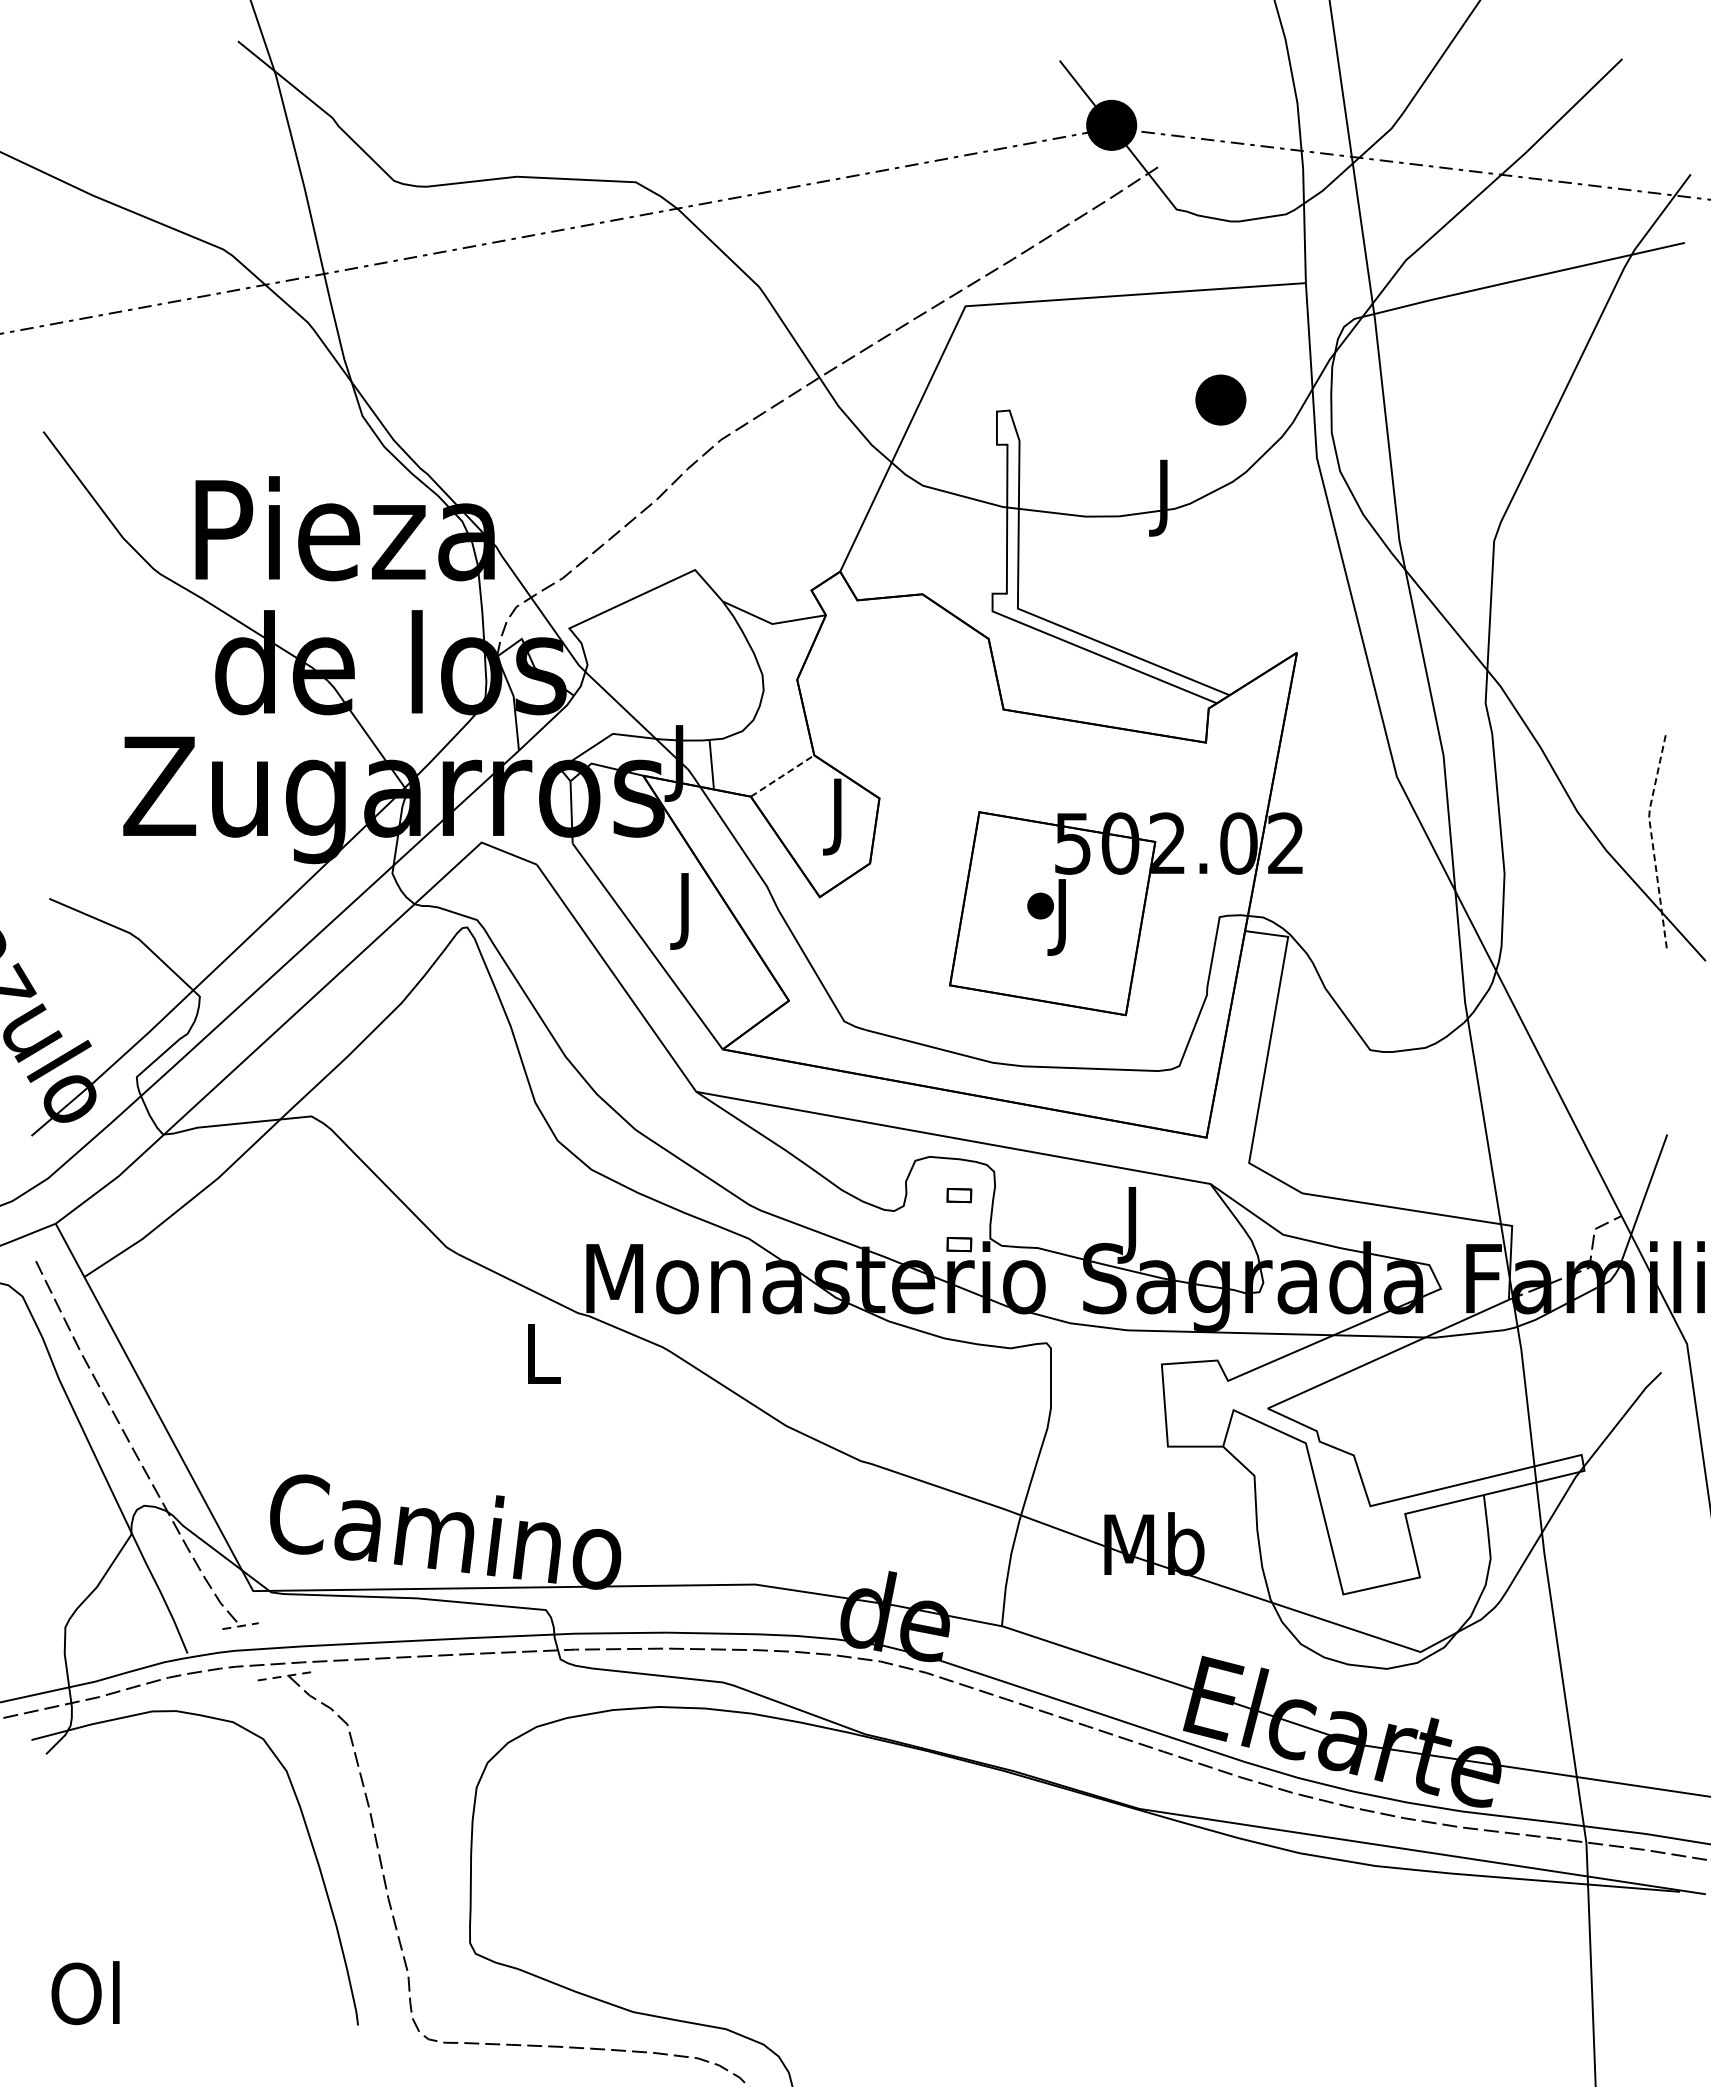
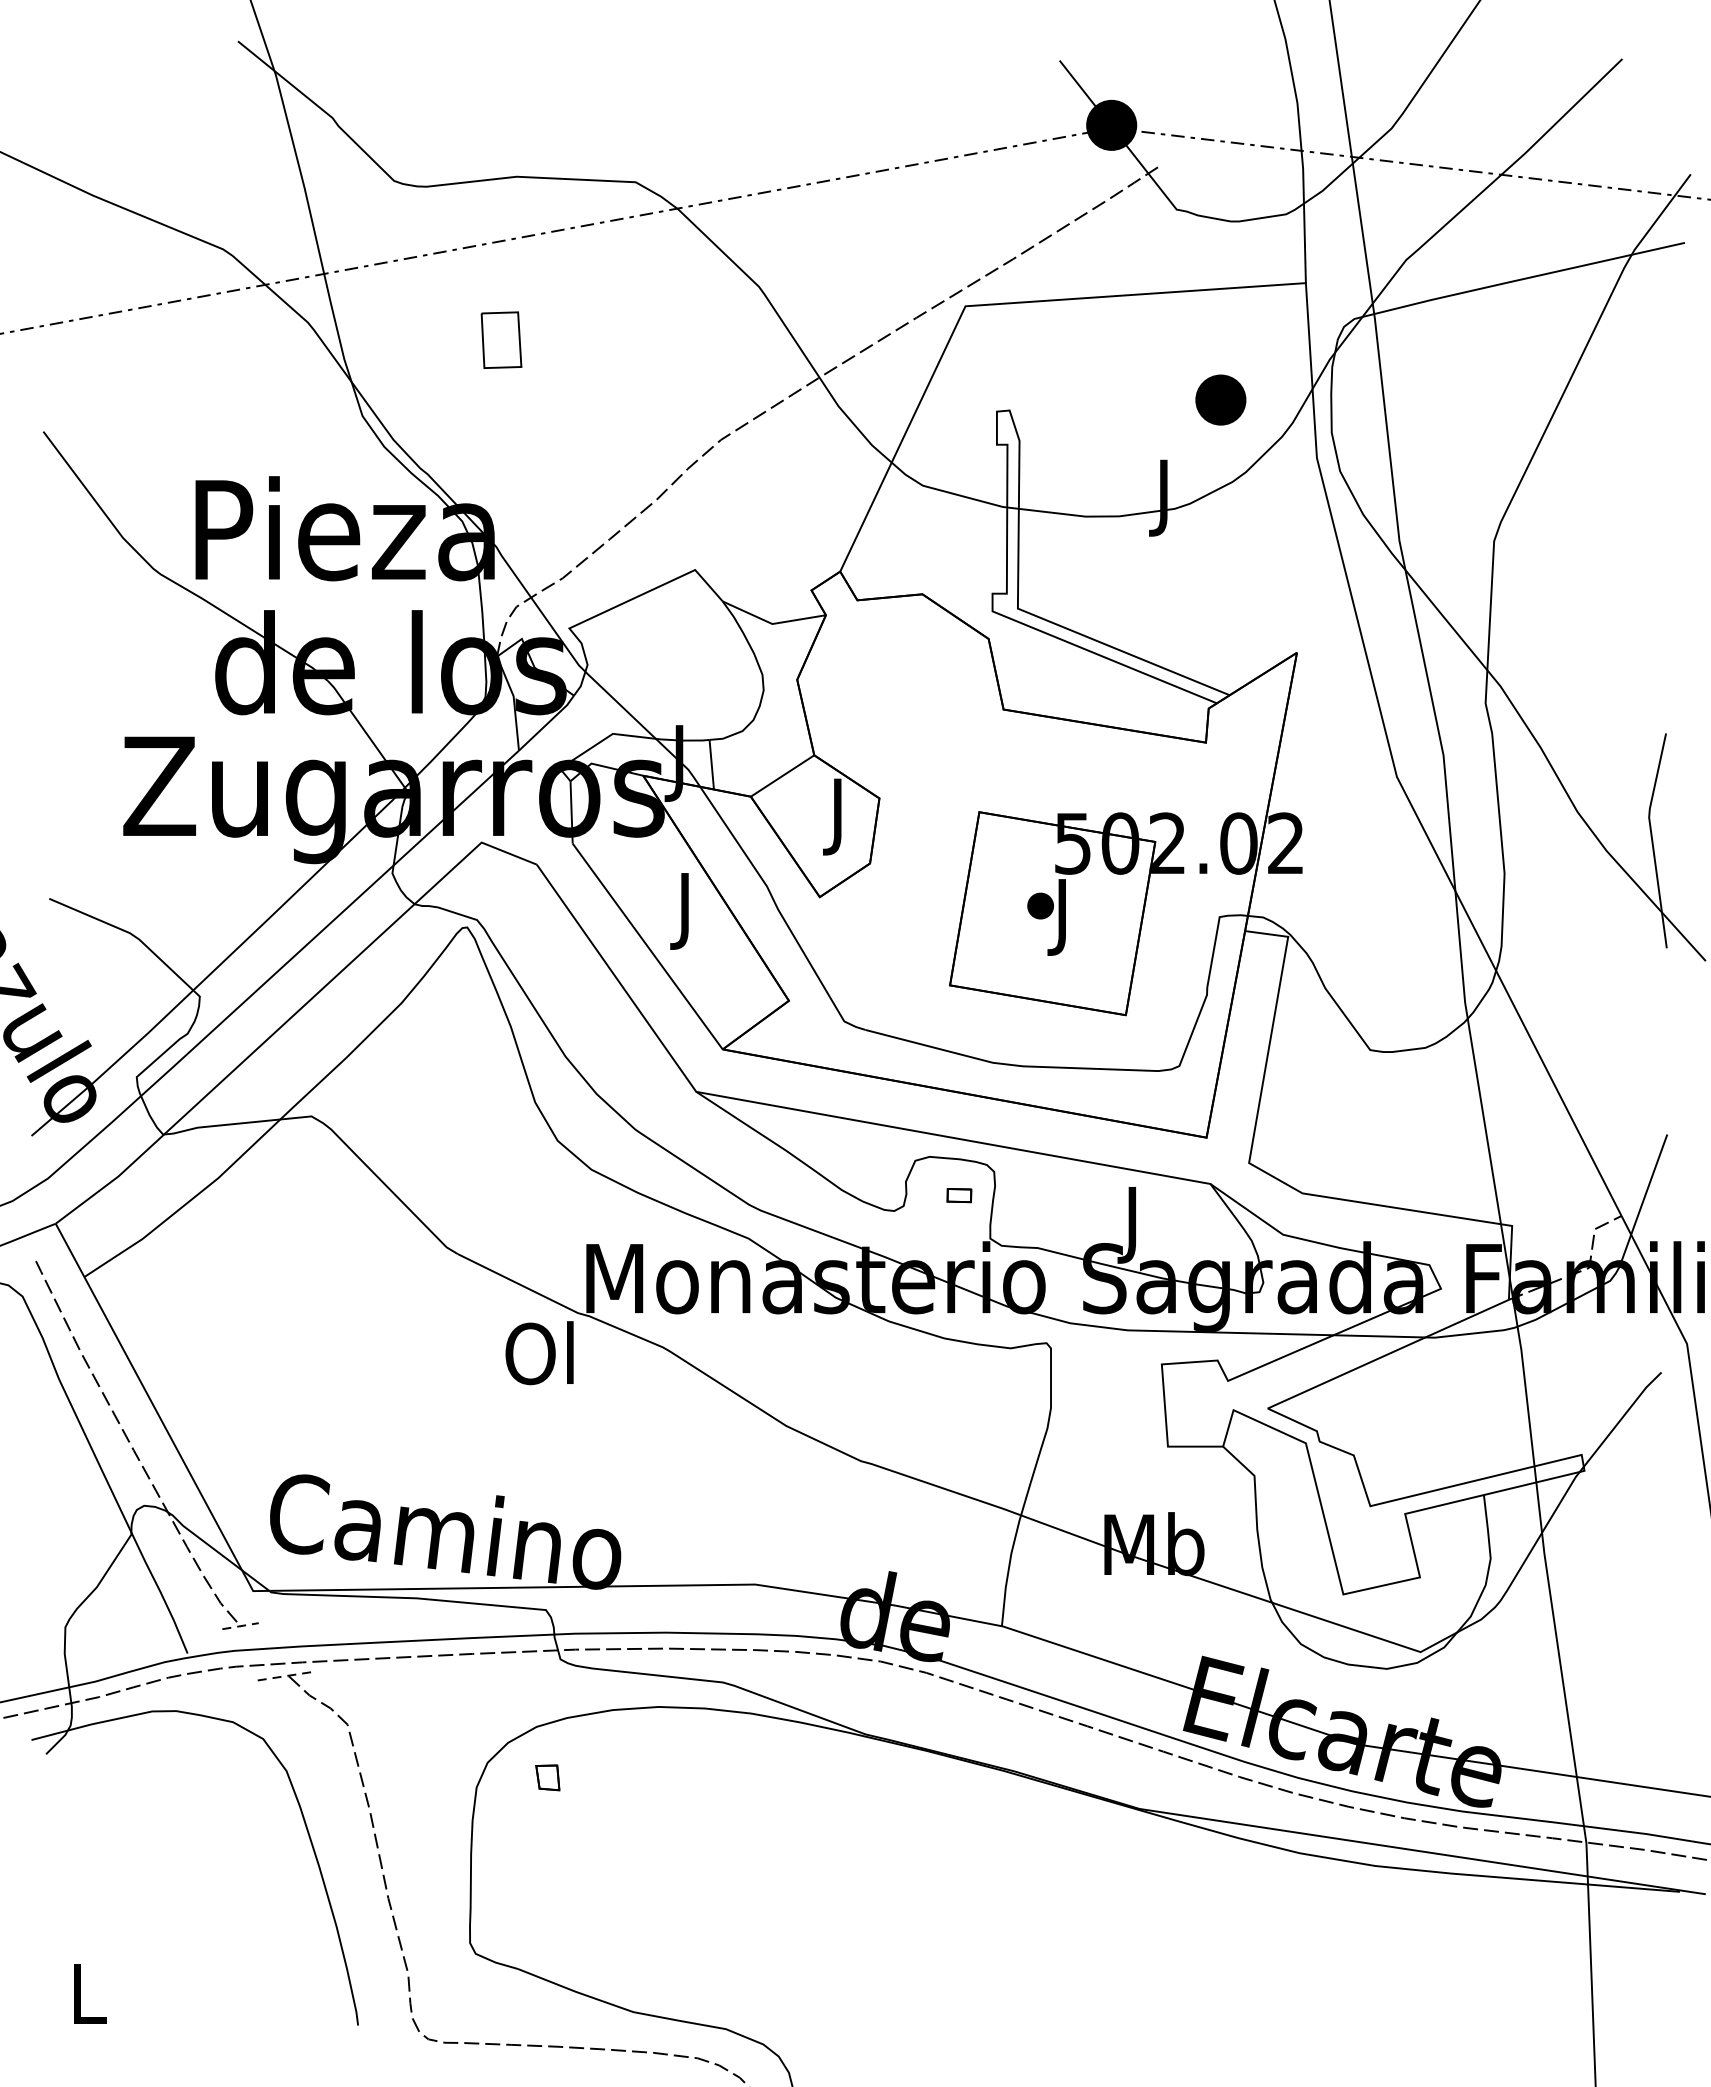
part: none -> present (501, 339)
line: dashed -> solid (782, 776)
line: dashed -> solid (1651, 838)
part: present -> none (959, 1244)
text: L -> Ol (539, 1353)
part: none -> present (547, 1777)
text: Ol -> L (85, 1993)
